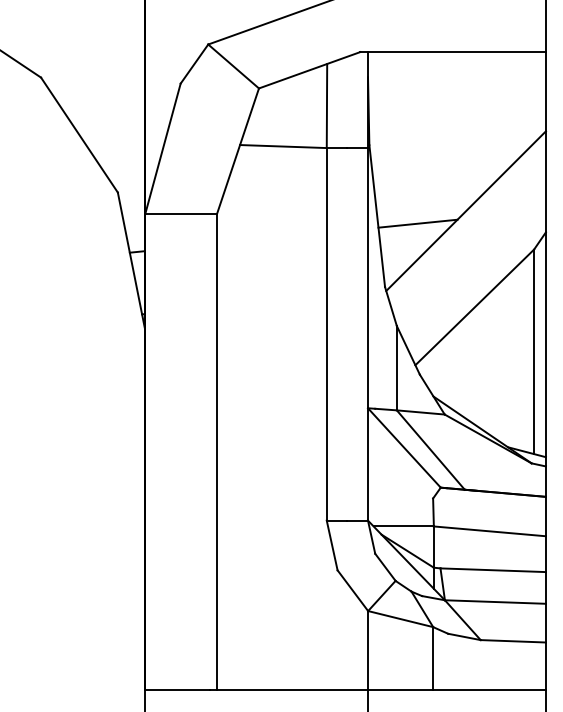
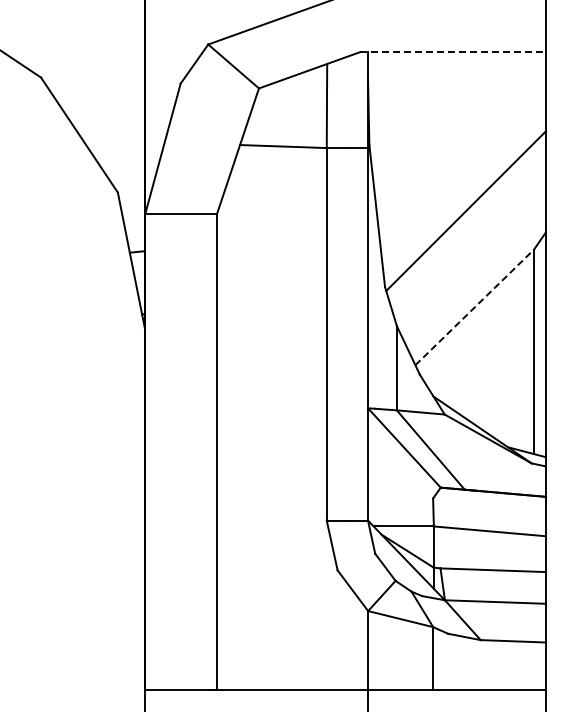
line: solid -> dashed (453, 52)
line: present -> none (417, 223)
line: solid -> dashed (474, 307)
